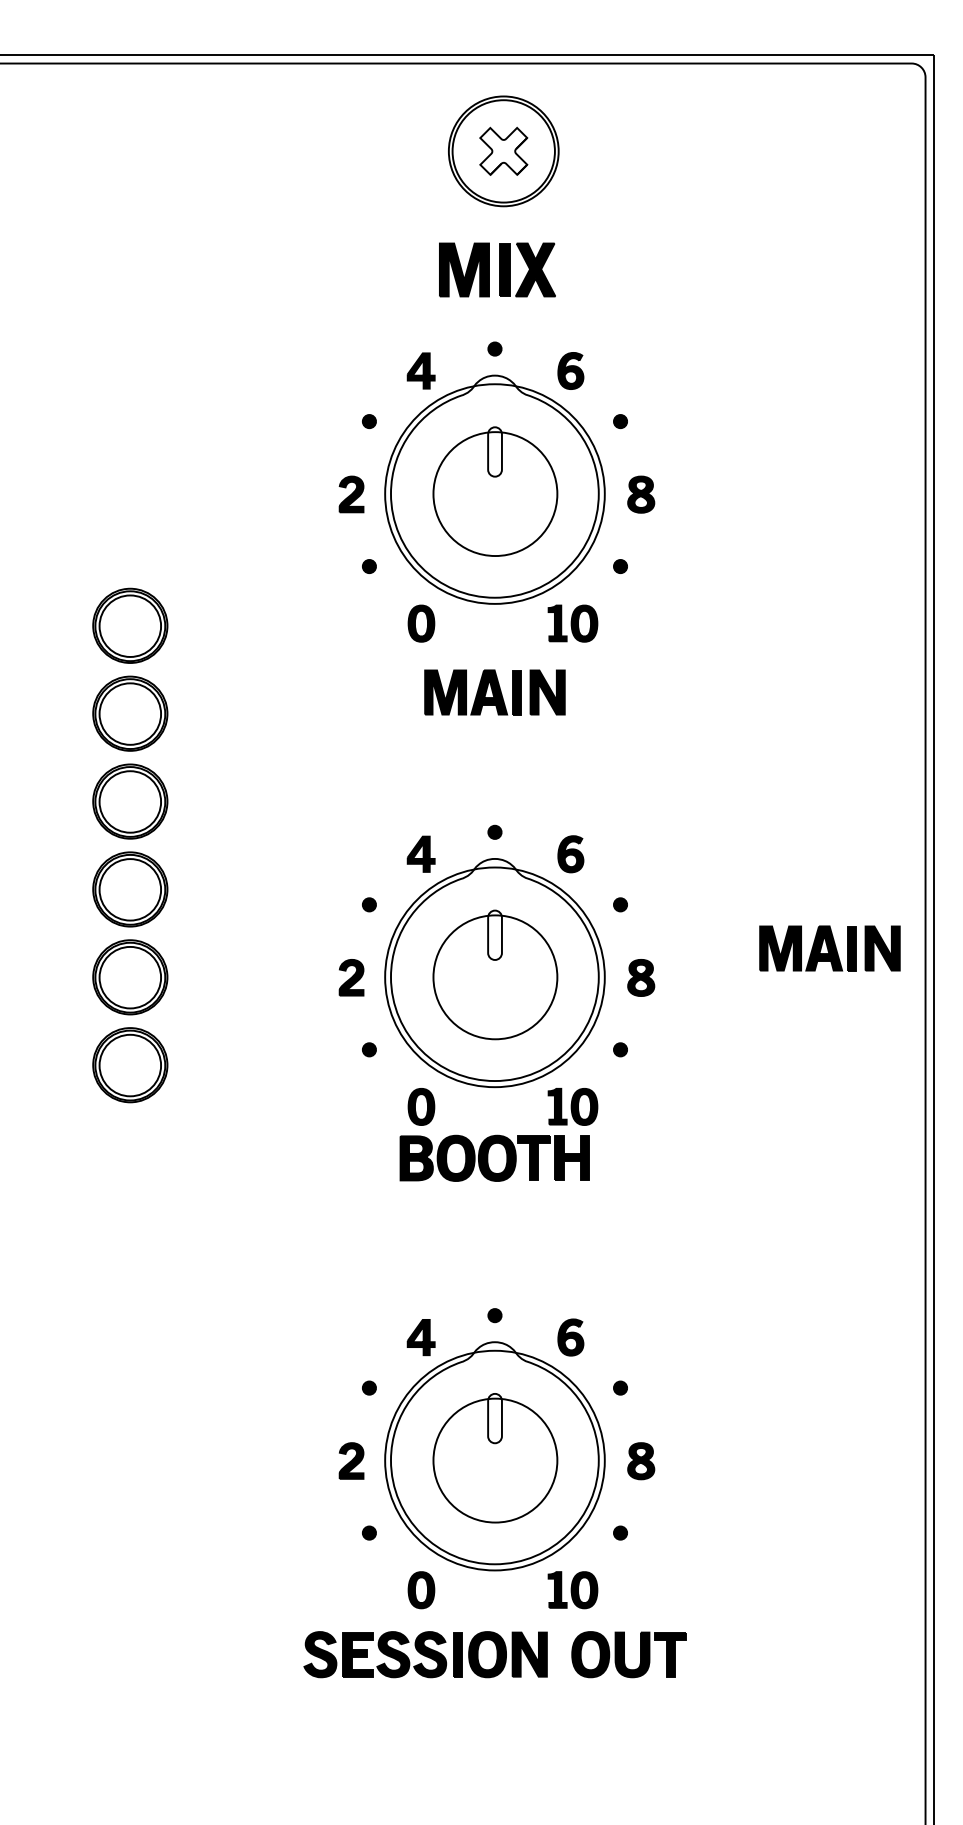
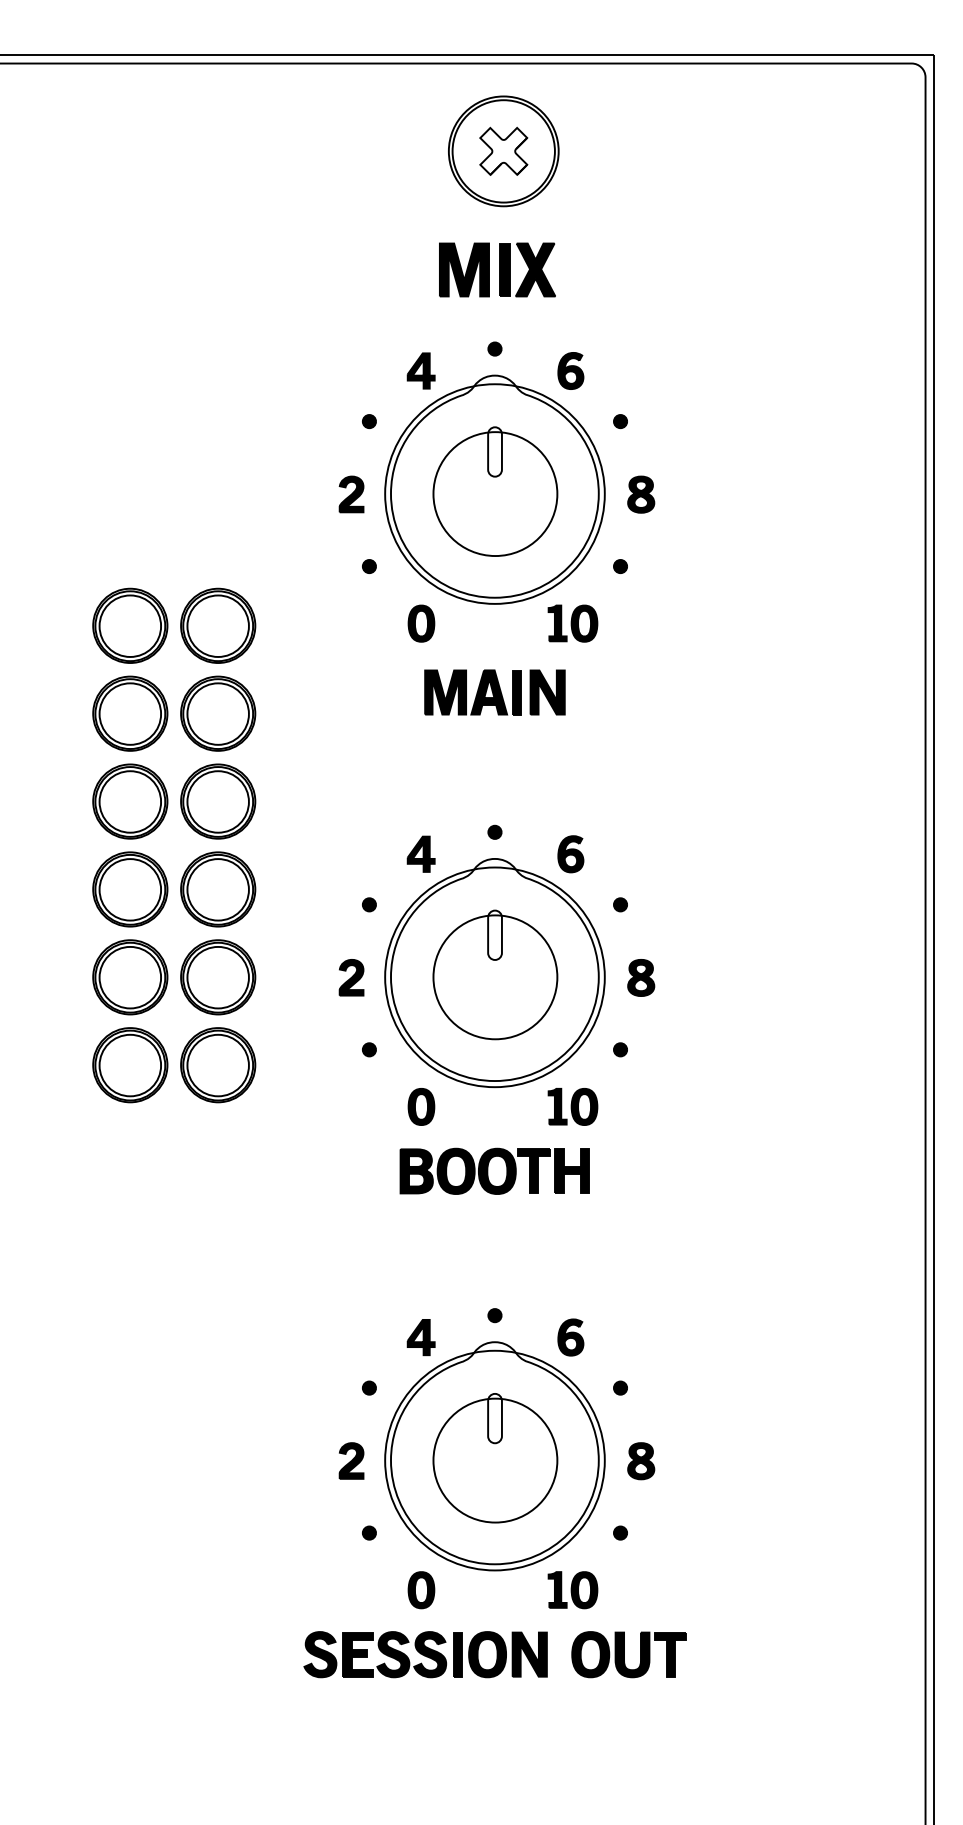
part: none -> present (218, 845)
part: present -> none (829, 948)
part position: (494, 1157) -> (494, 1170) (494, 1170)
